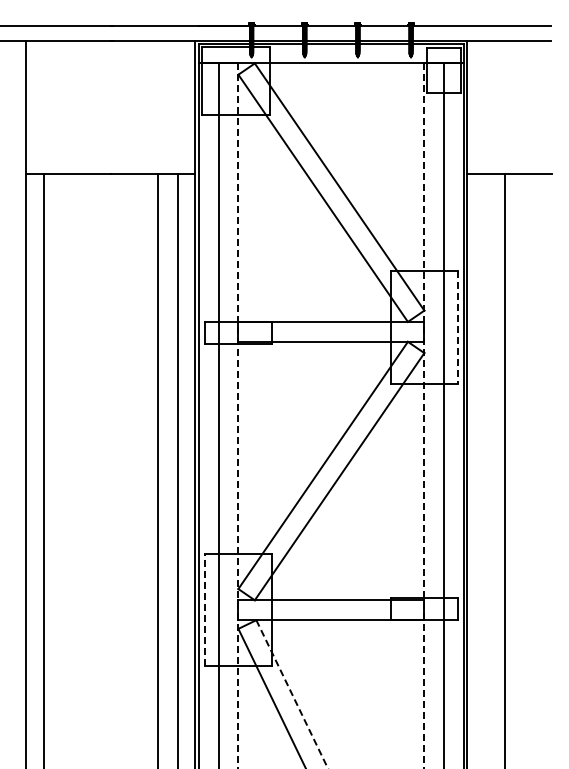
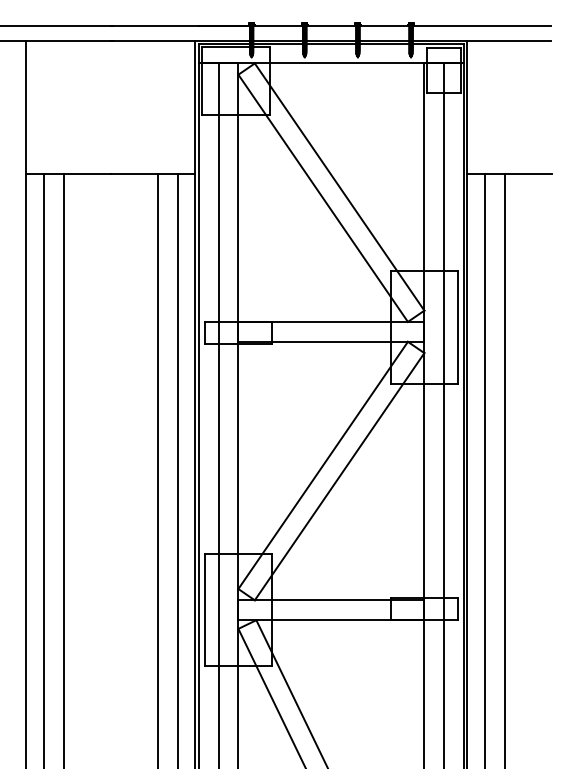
line: dashed -> solid (458, 327)
line: dashed -> solid (238, 415)
line: dashed -> solid (424, 416)
line: none -> present (63, 469)
line: none -> present (485, 469)
line: dashed -> solid (204, 609)
line: dashed -> solid (292, 694)
